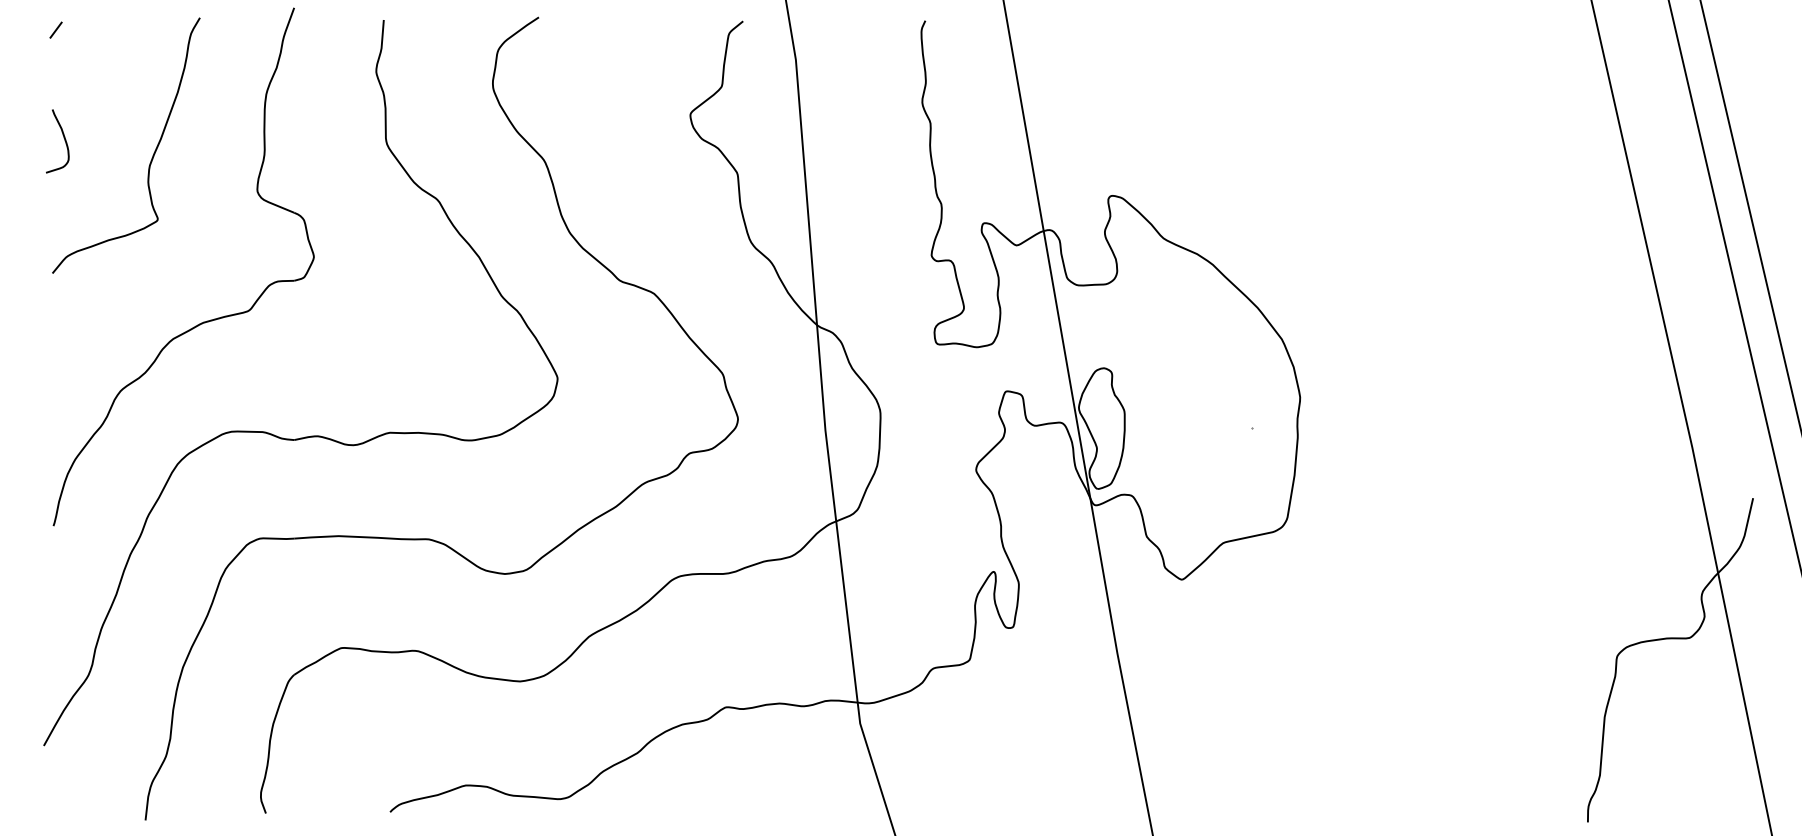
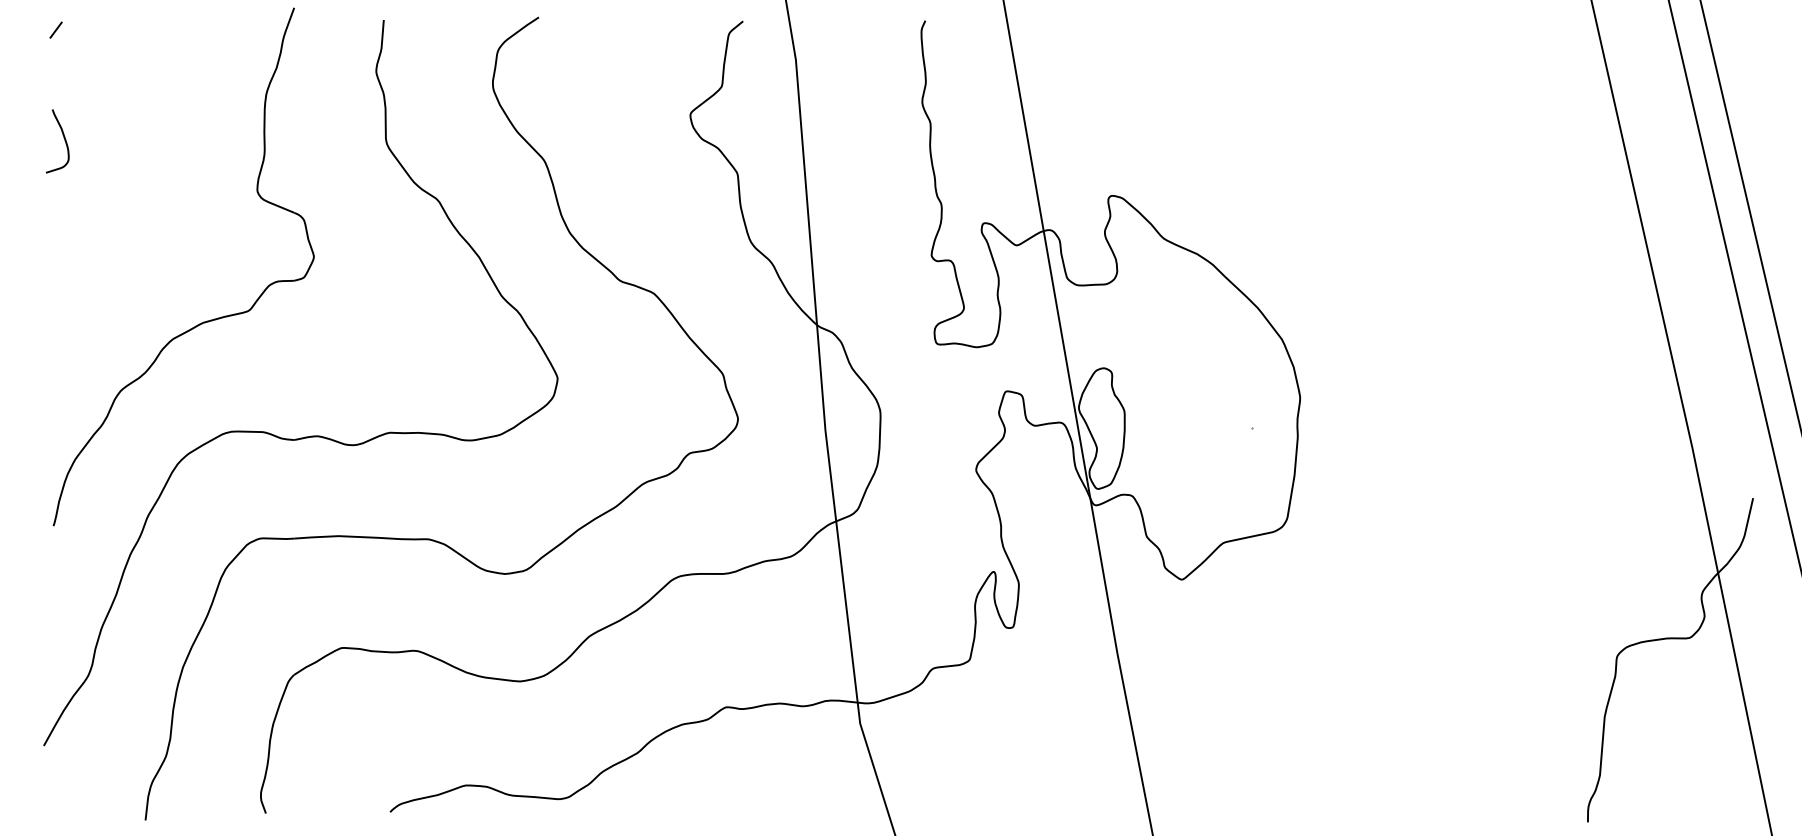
curve: present -> none (152, 155)
